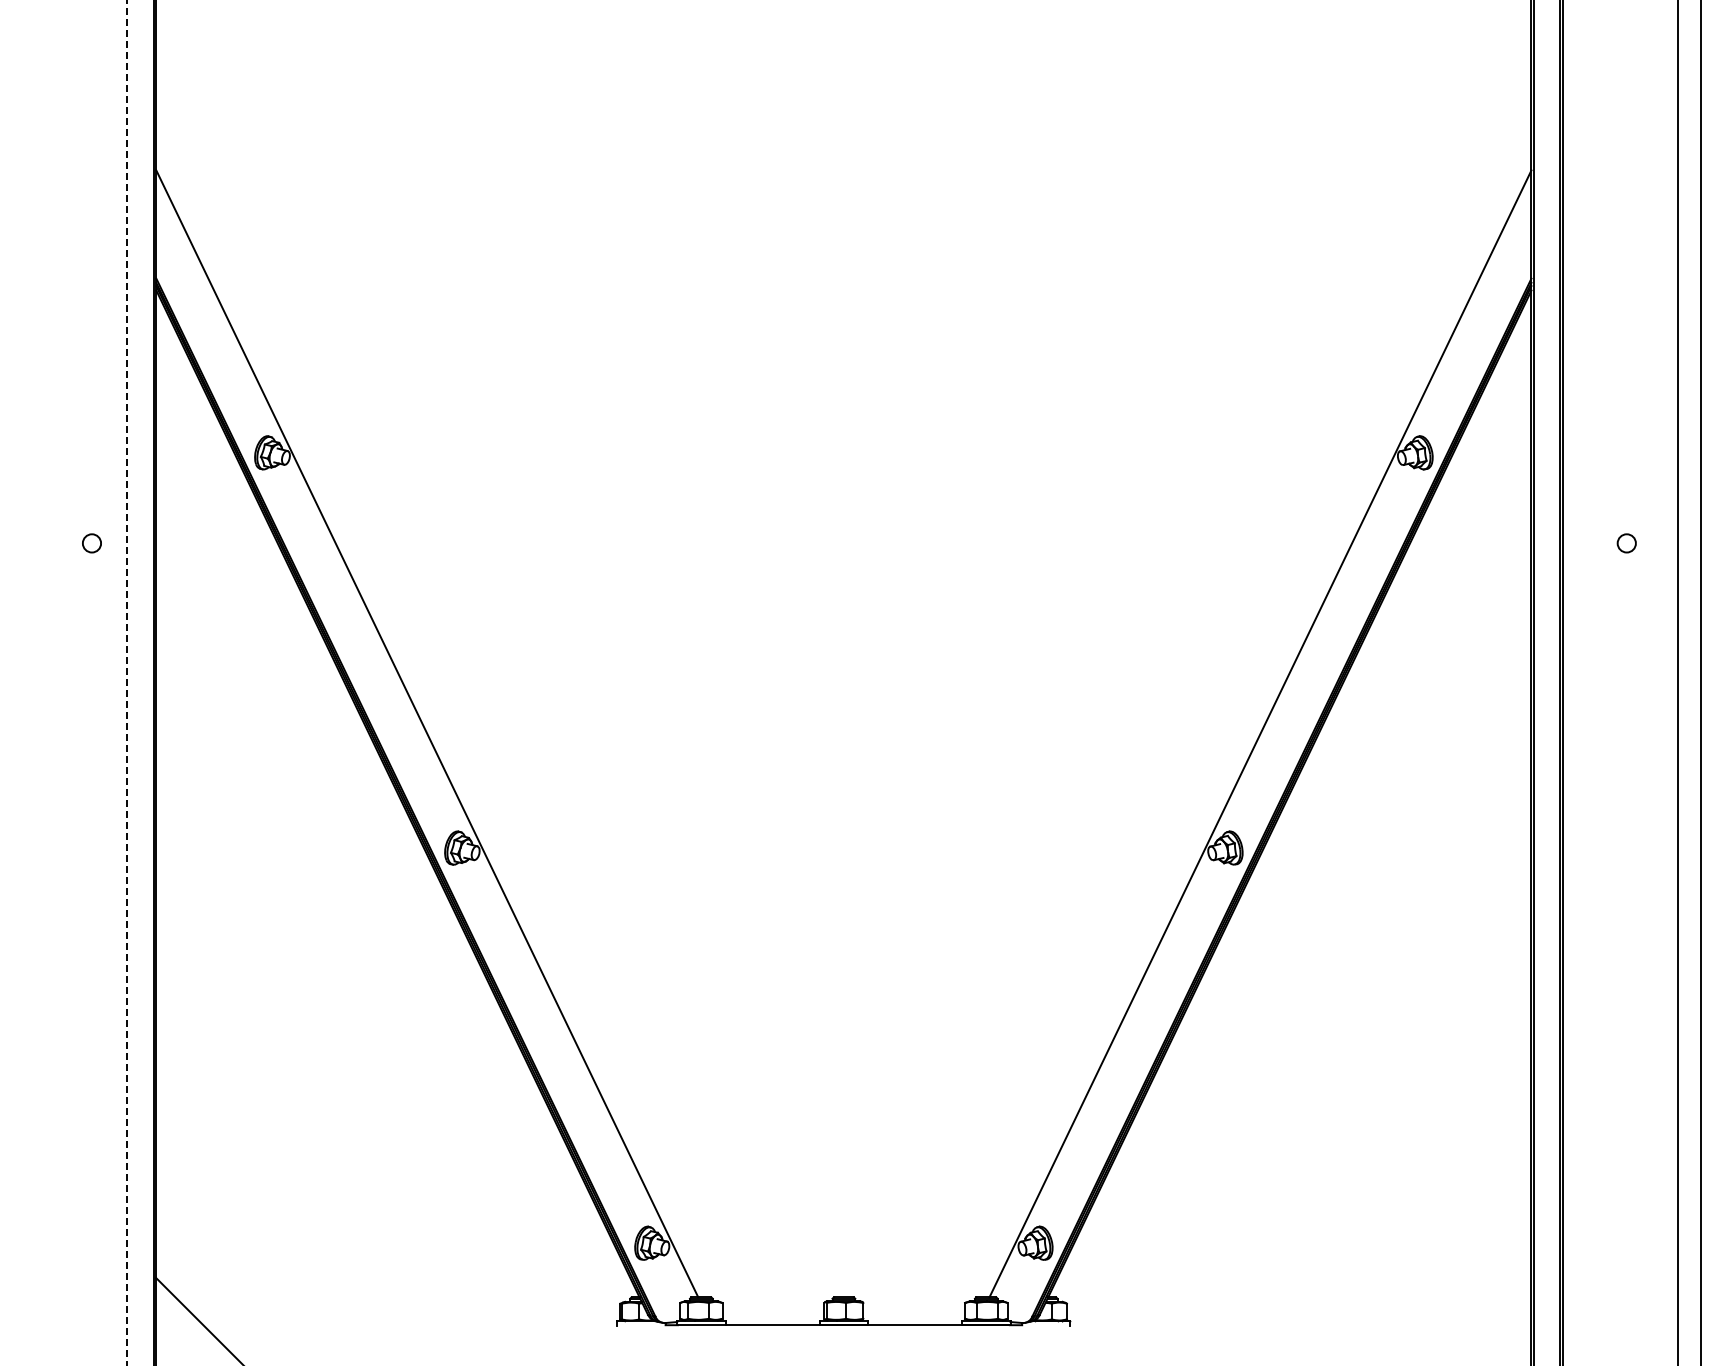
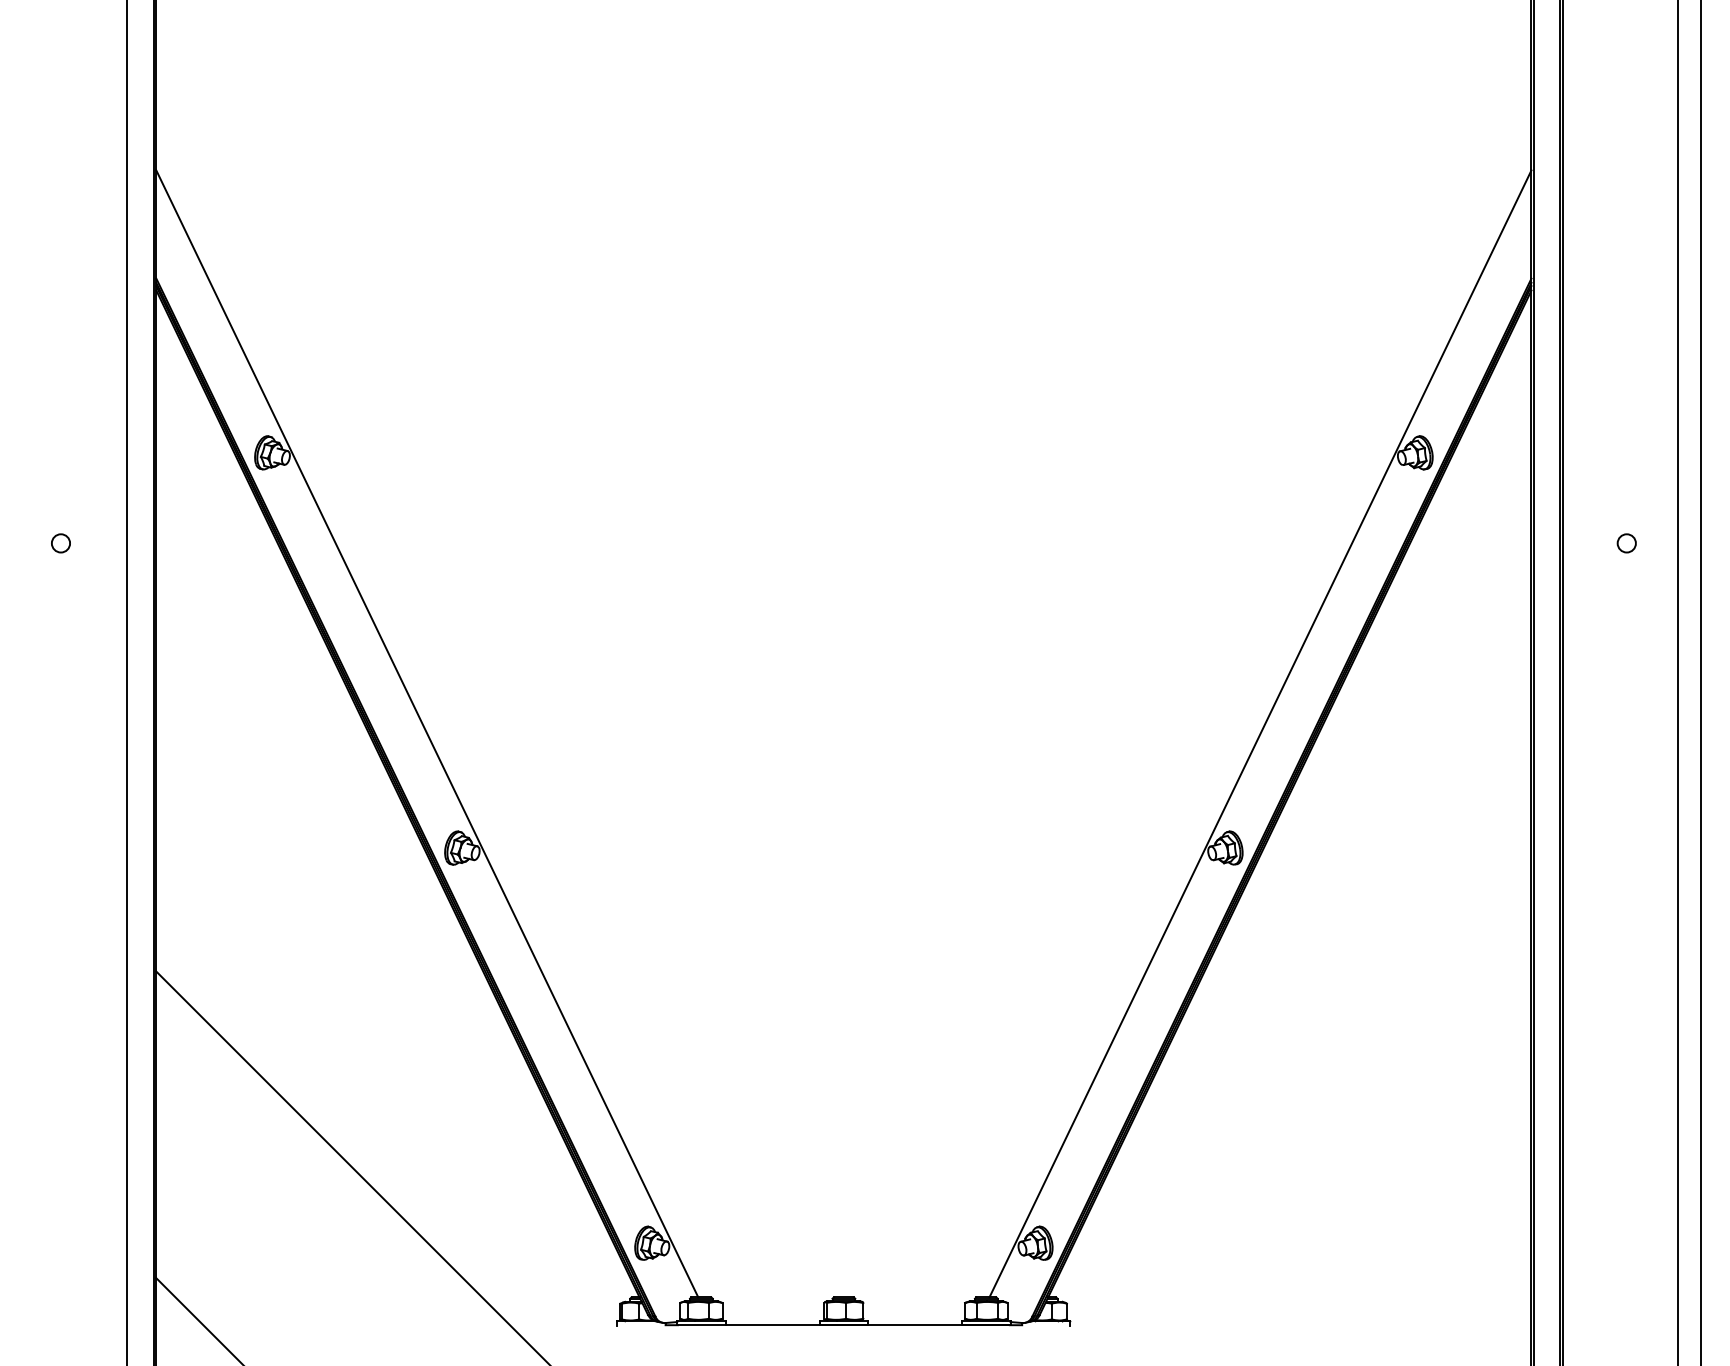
circle position: (91, 543) -> (60, 543) (60, 543)
line: dashed -> solid (127, 683)
line: none -> present (351, 1166)
